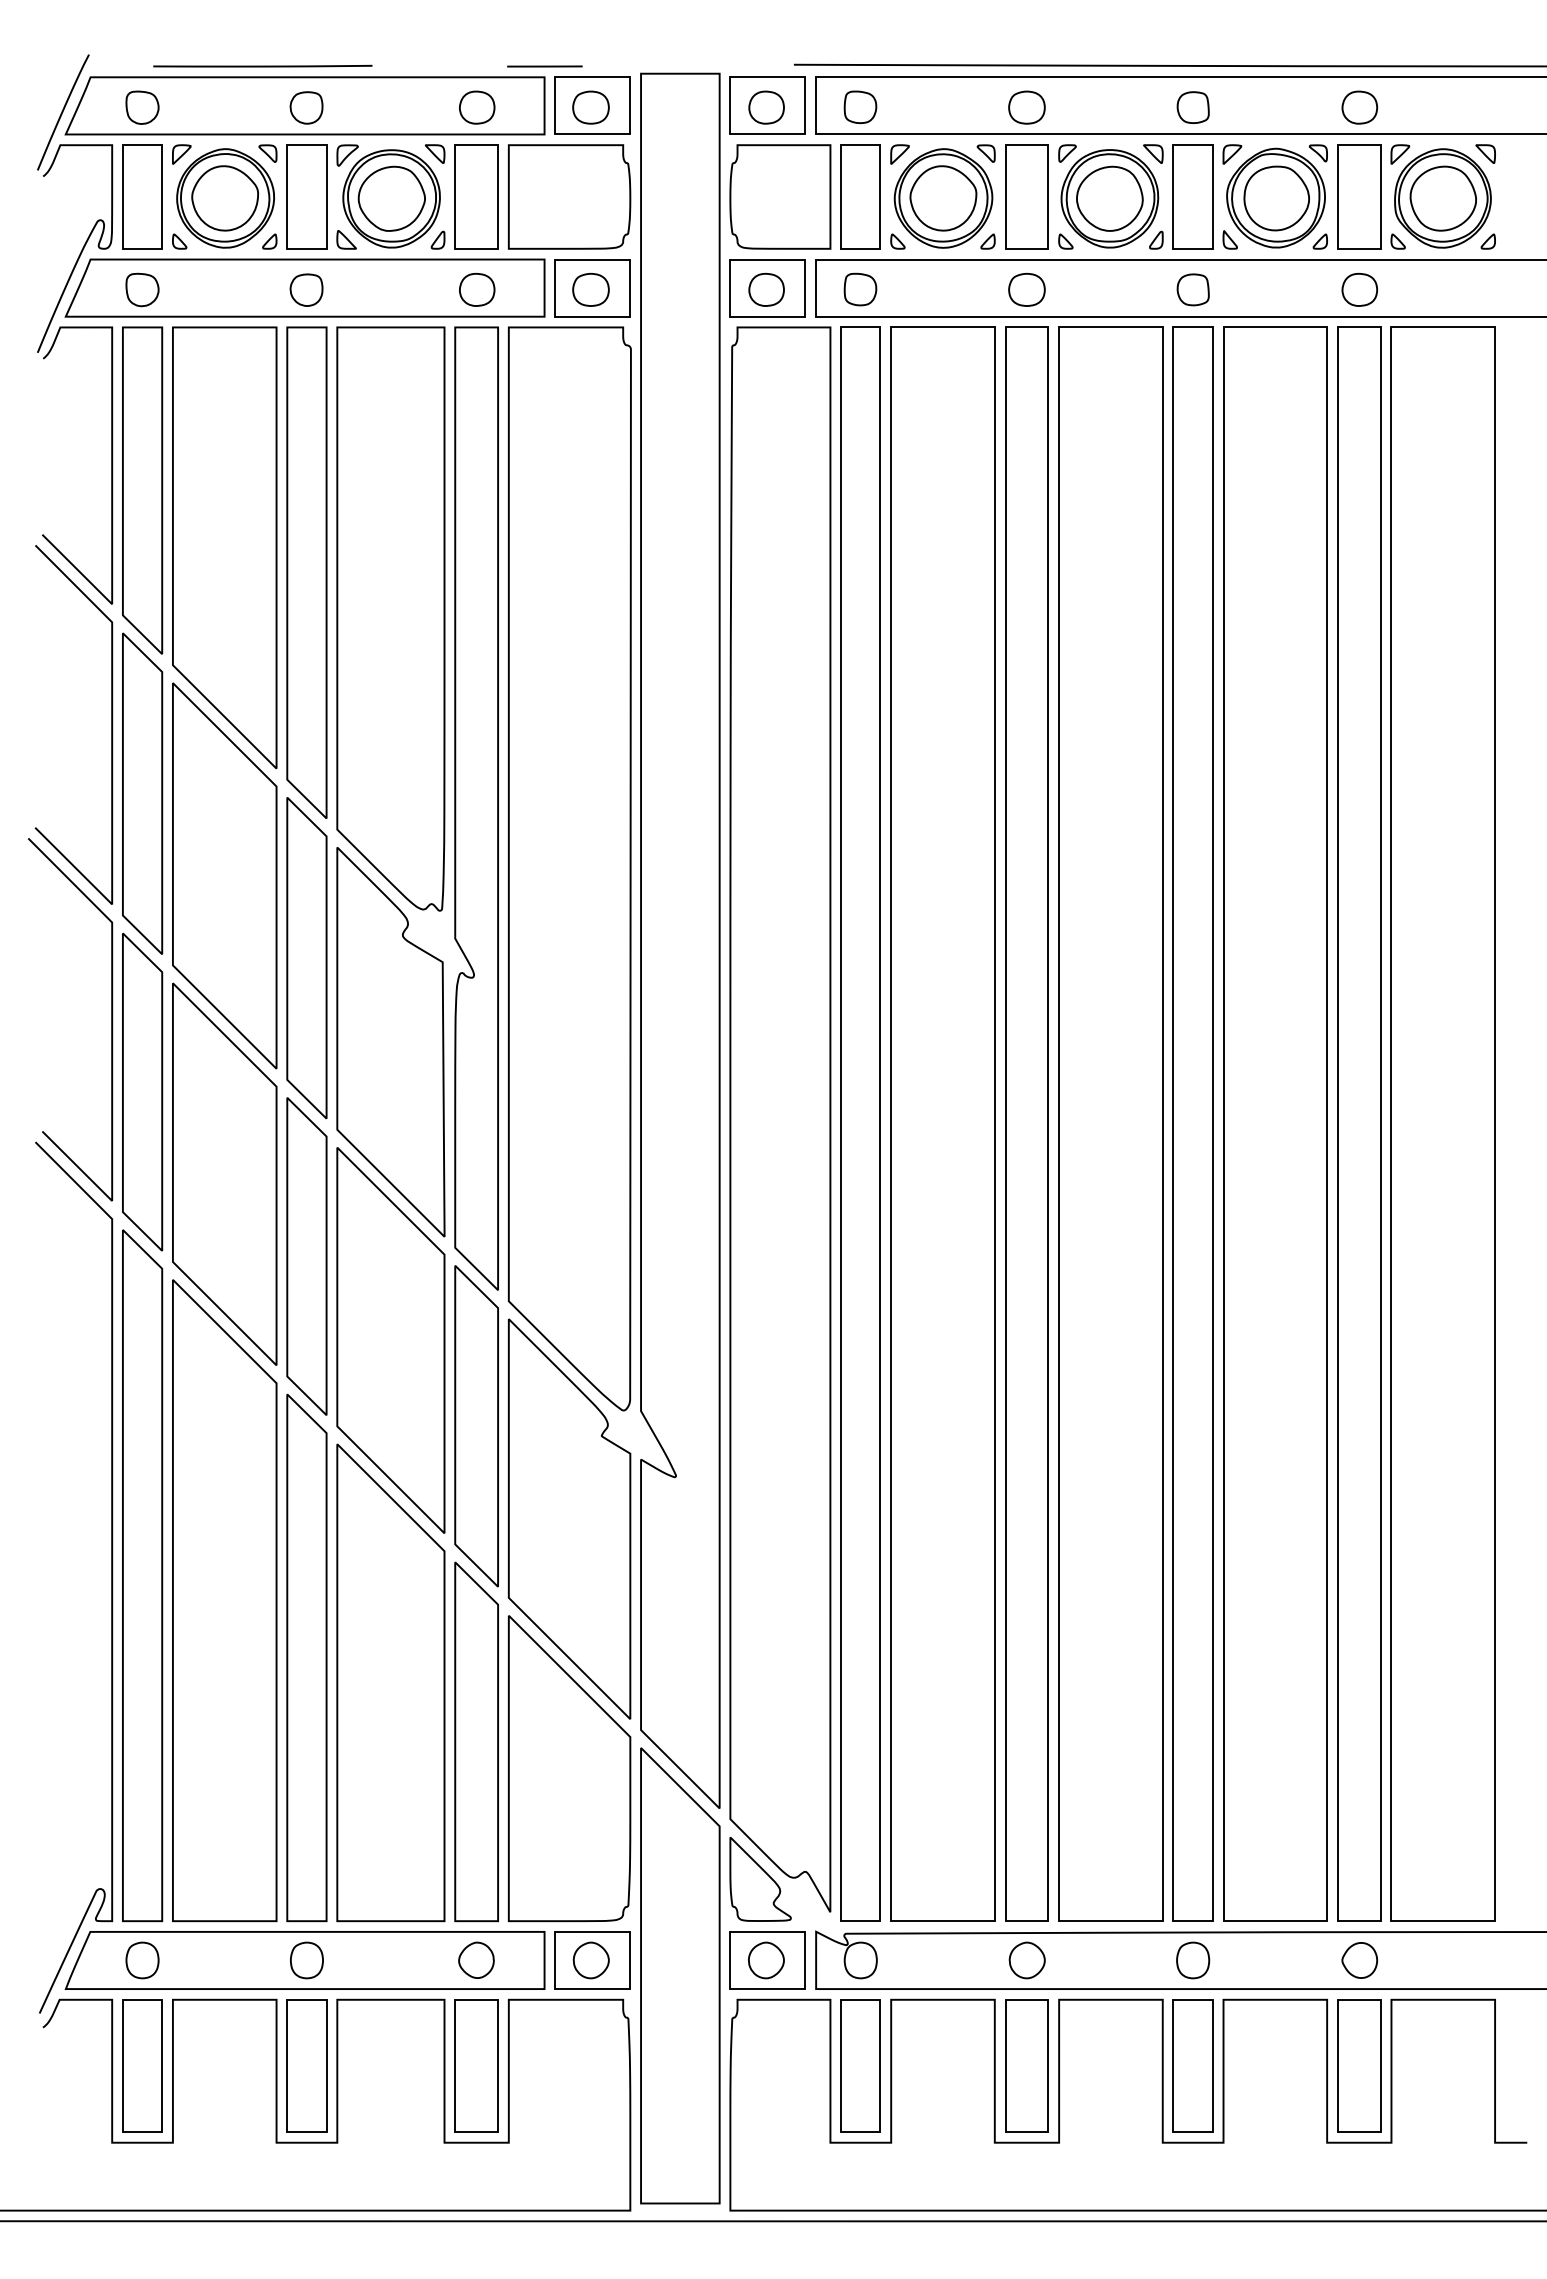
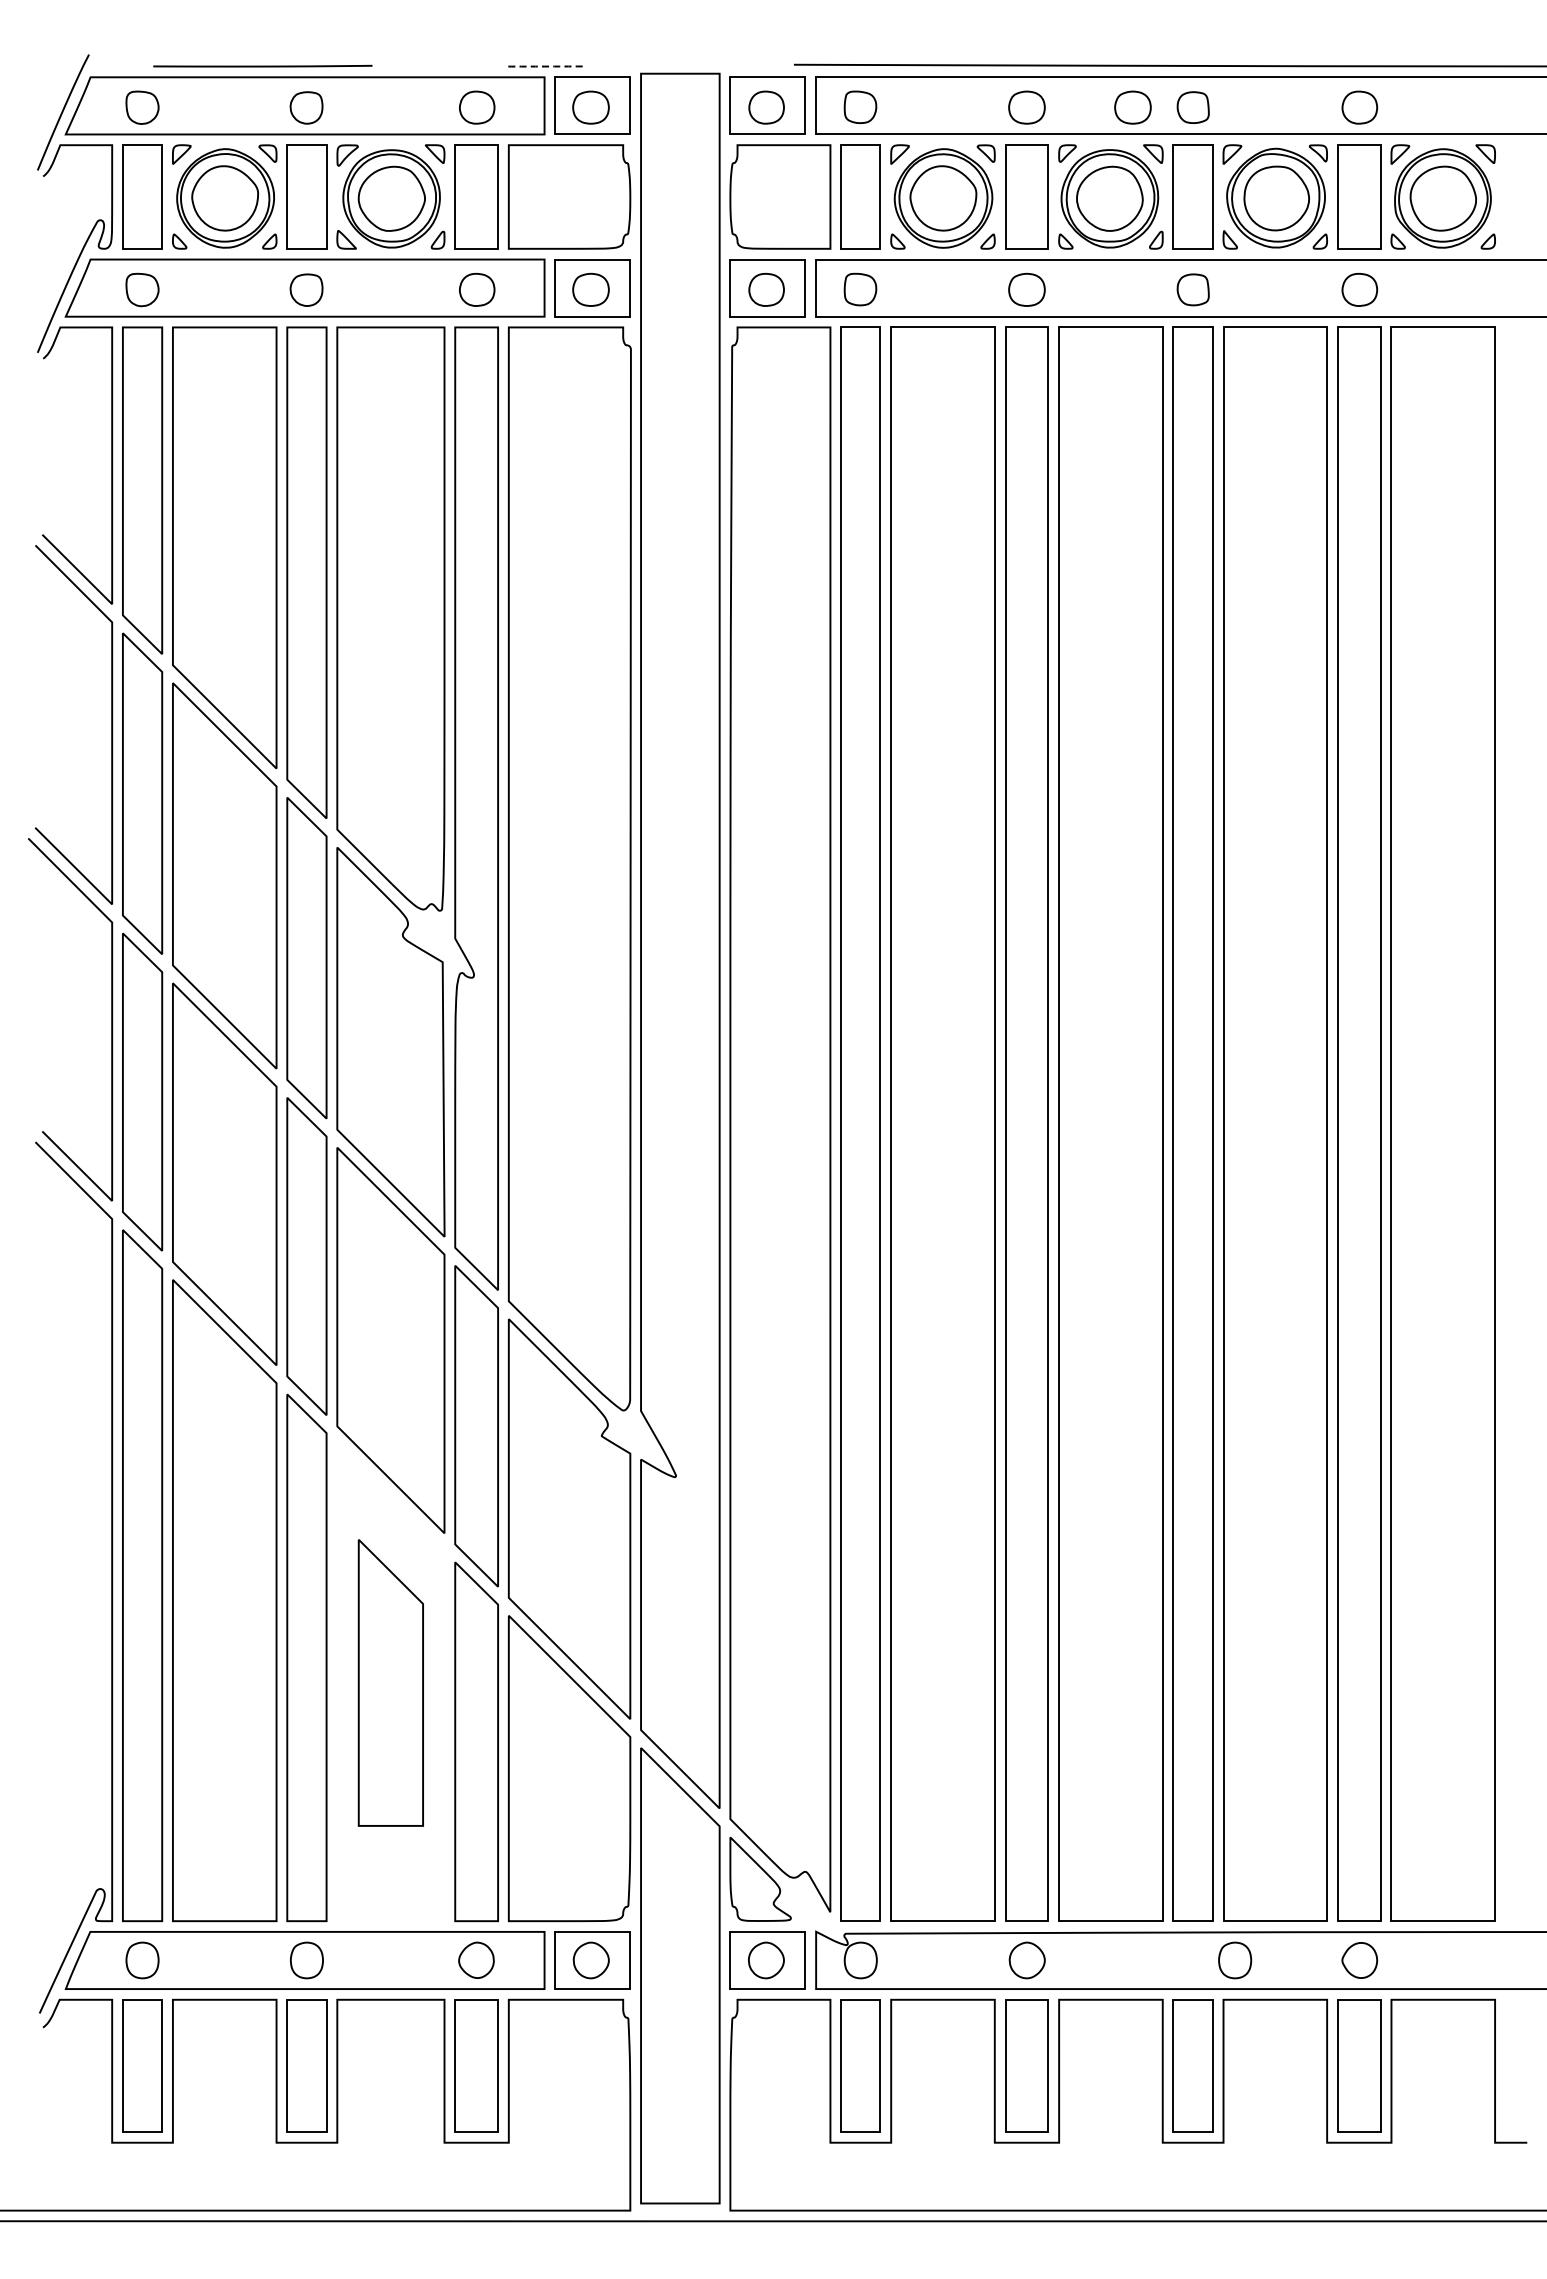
line: solid -> dashed (544, 66)
part: none -> present (1132, 107)
part size: 110x480 px -> 67x288 px (390, 1682)
part position: (1193, 1960) -> (1235, 1960) (1235, 1960)
